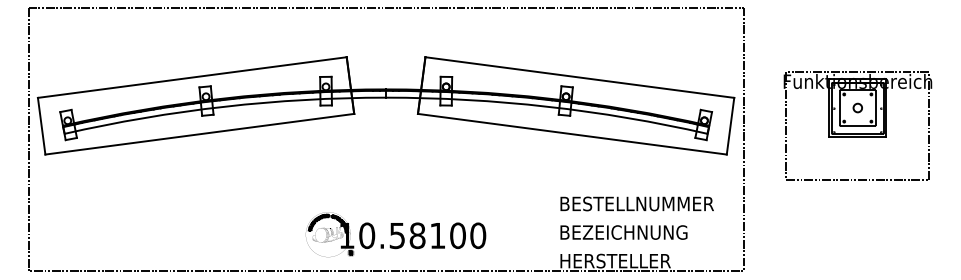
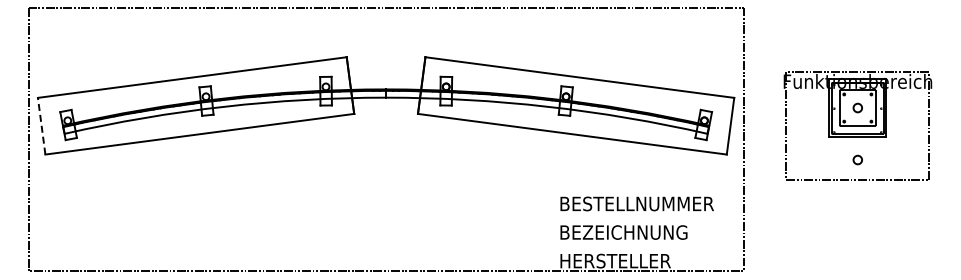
line: solid -> dashed (41, 126)
circle: none -> present (857, 159)
part: present -> none (395, 234)
